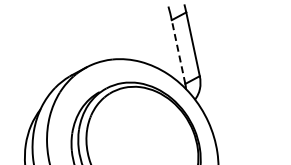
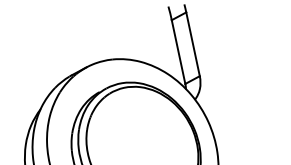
line: dashed -> solid (178, 52)
